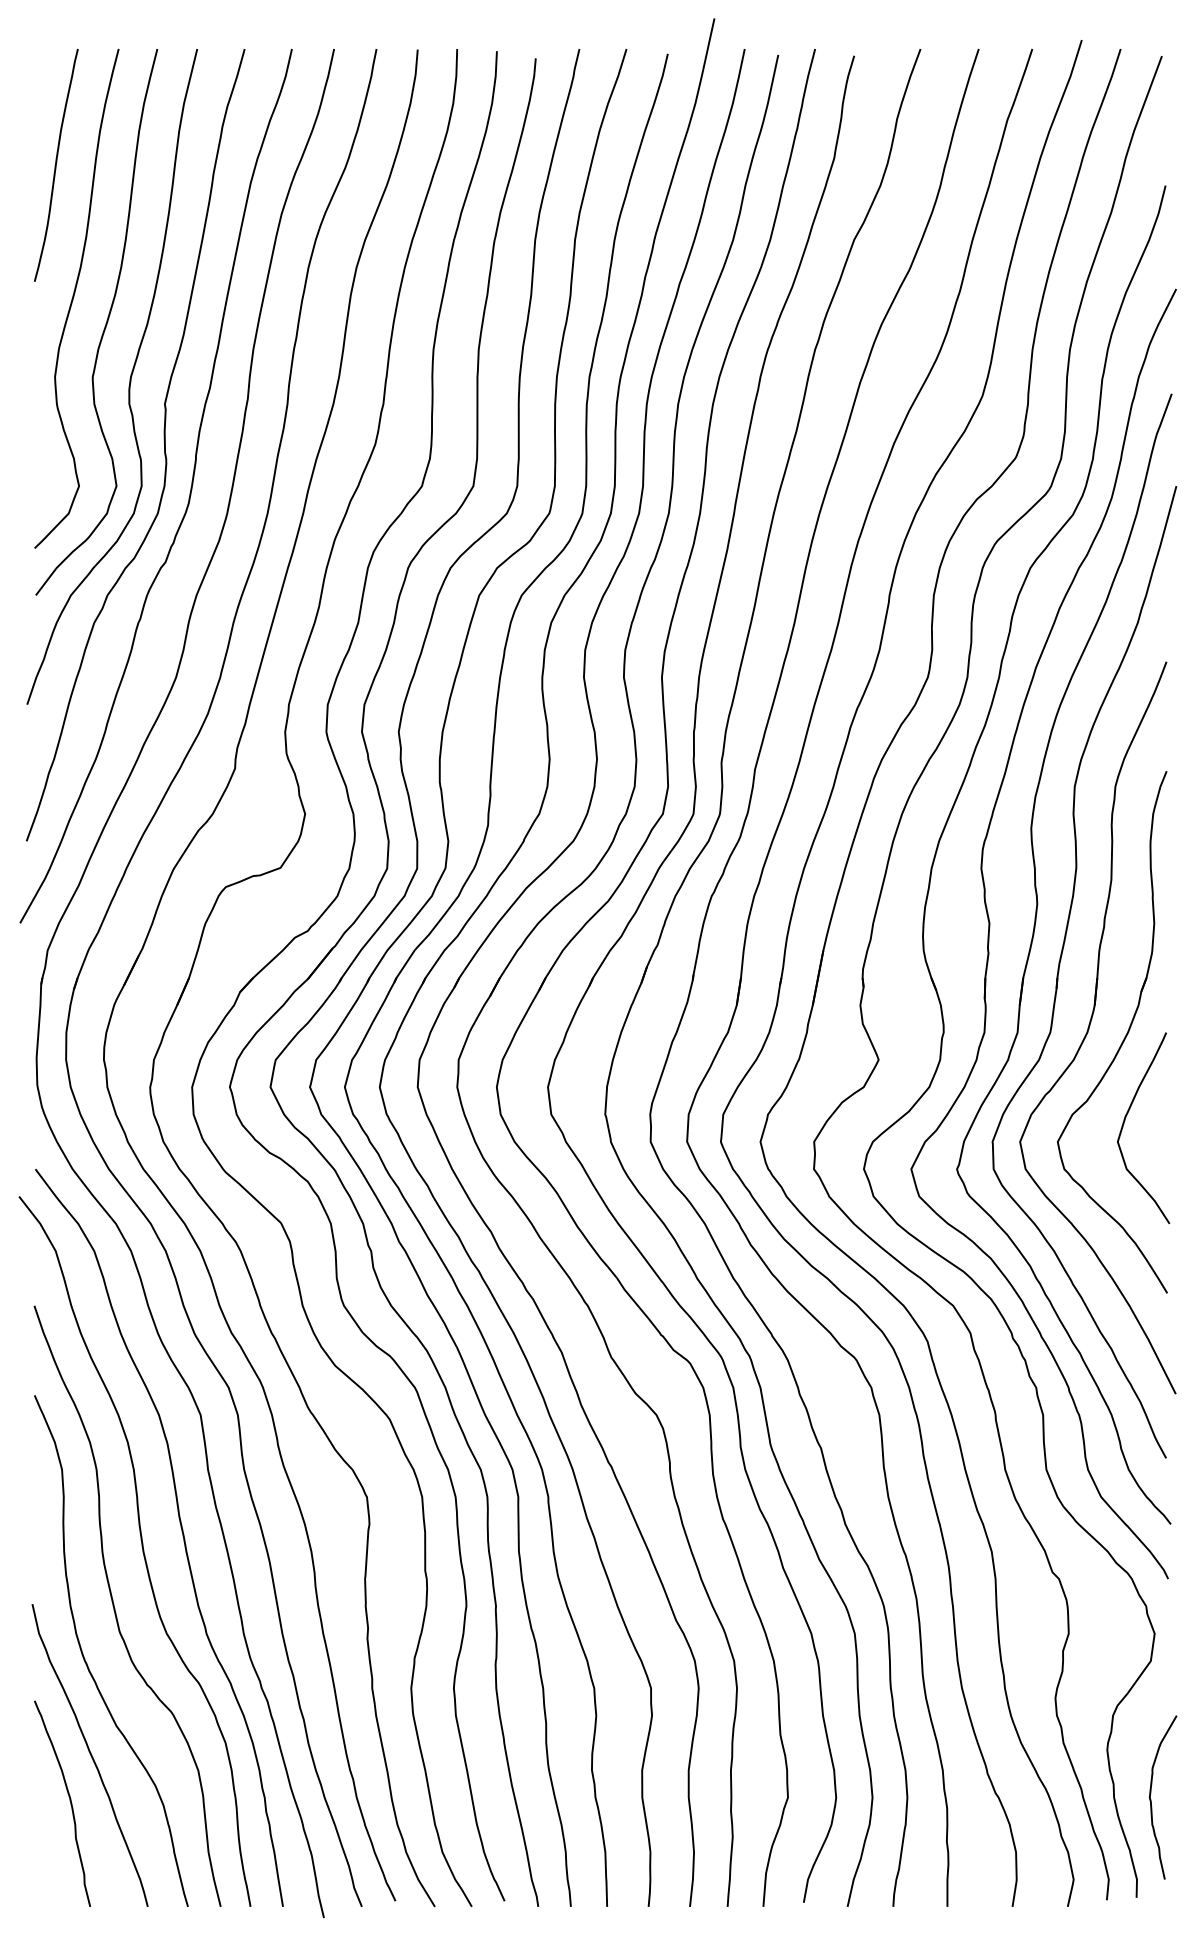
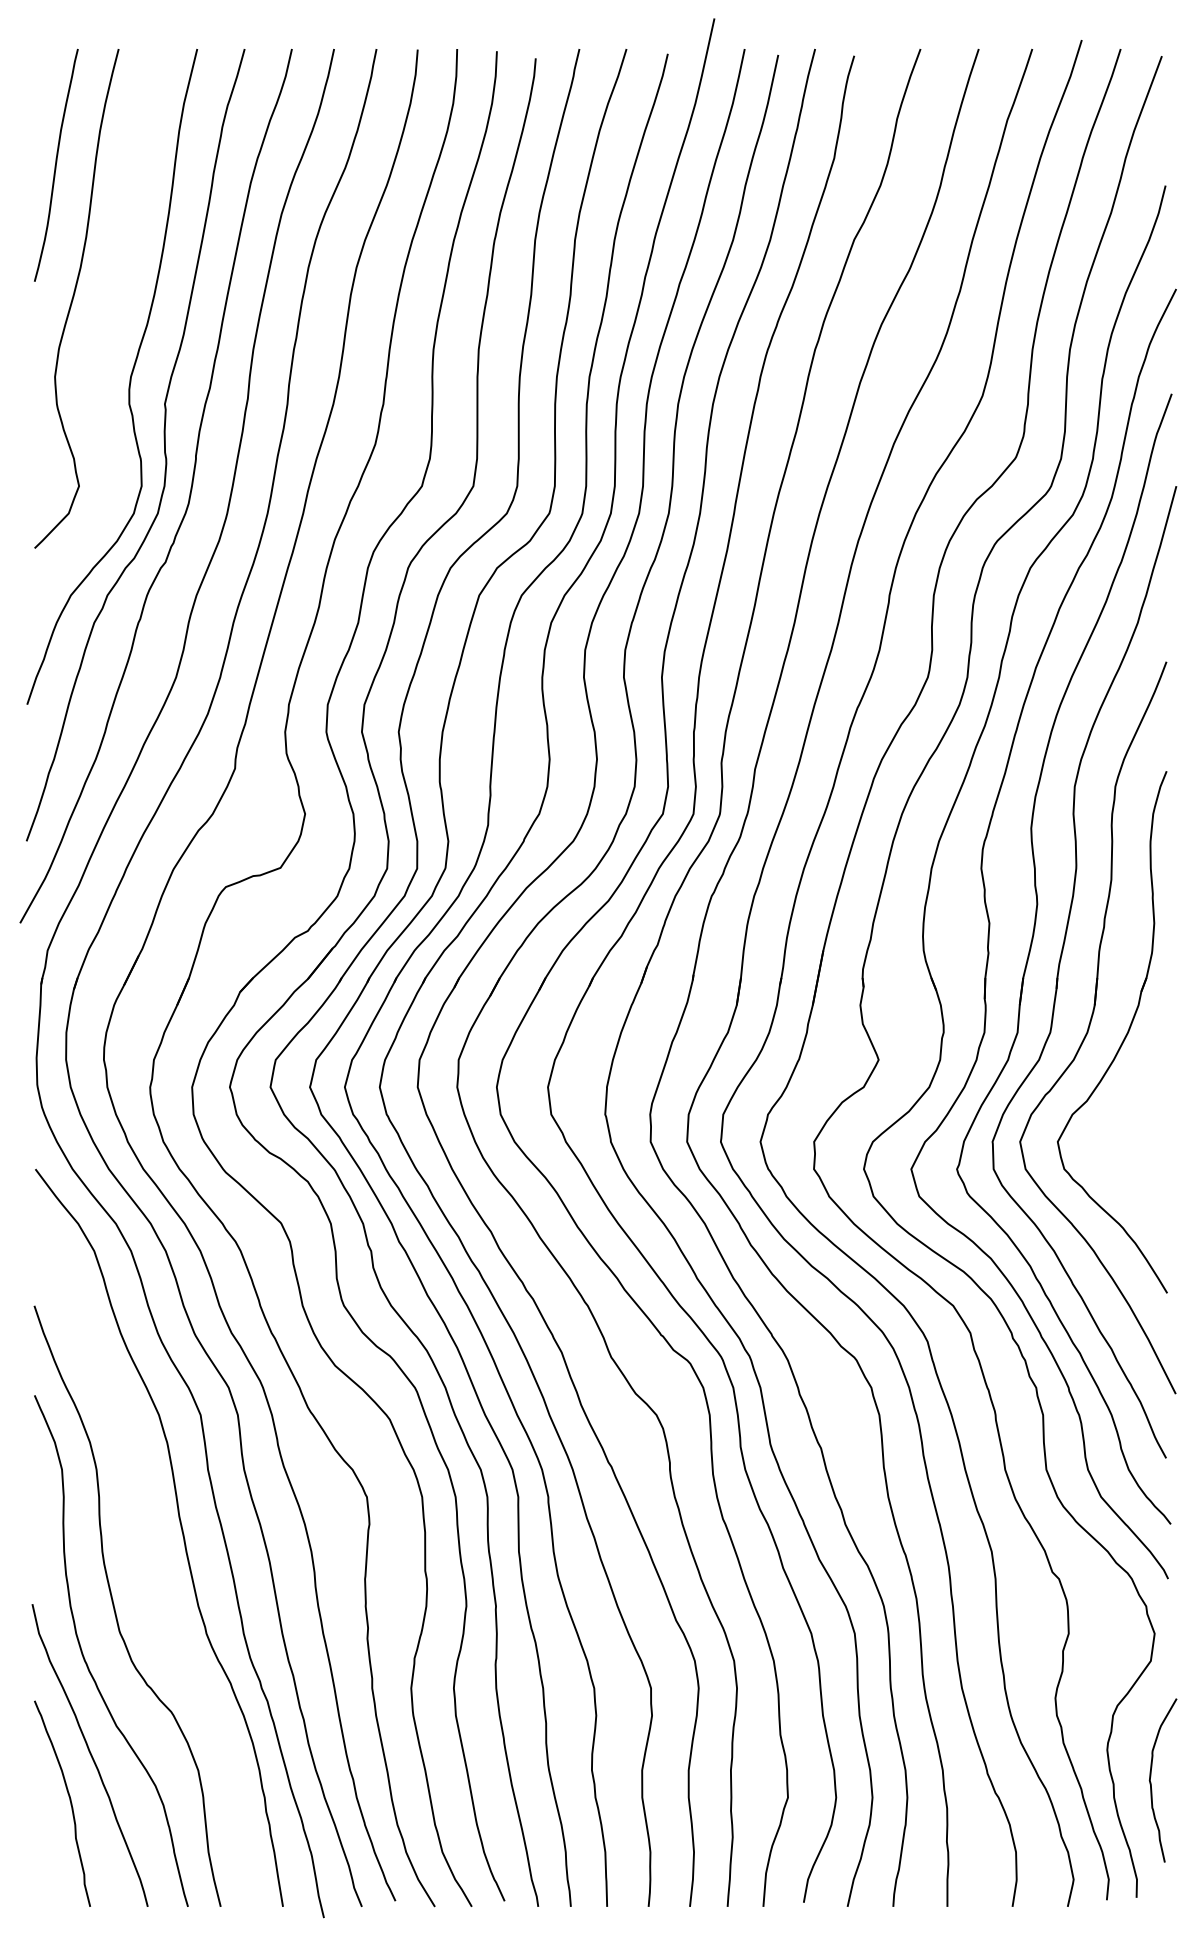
curve: present -> none (104, 326)
curve: present -> none (1124, 1124)
curve: present -> none (142, 1551)
curve position: (1151, 1799) -> (1151, 1782) (1151, 1782)
